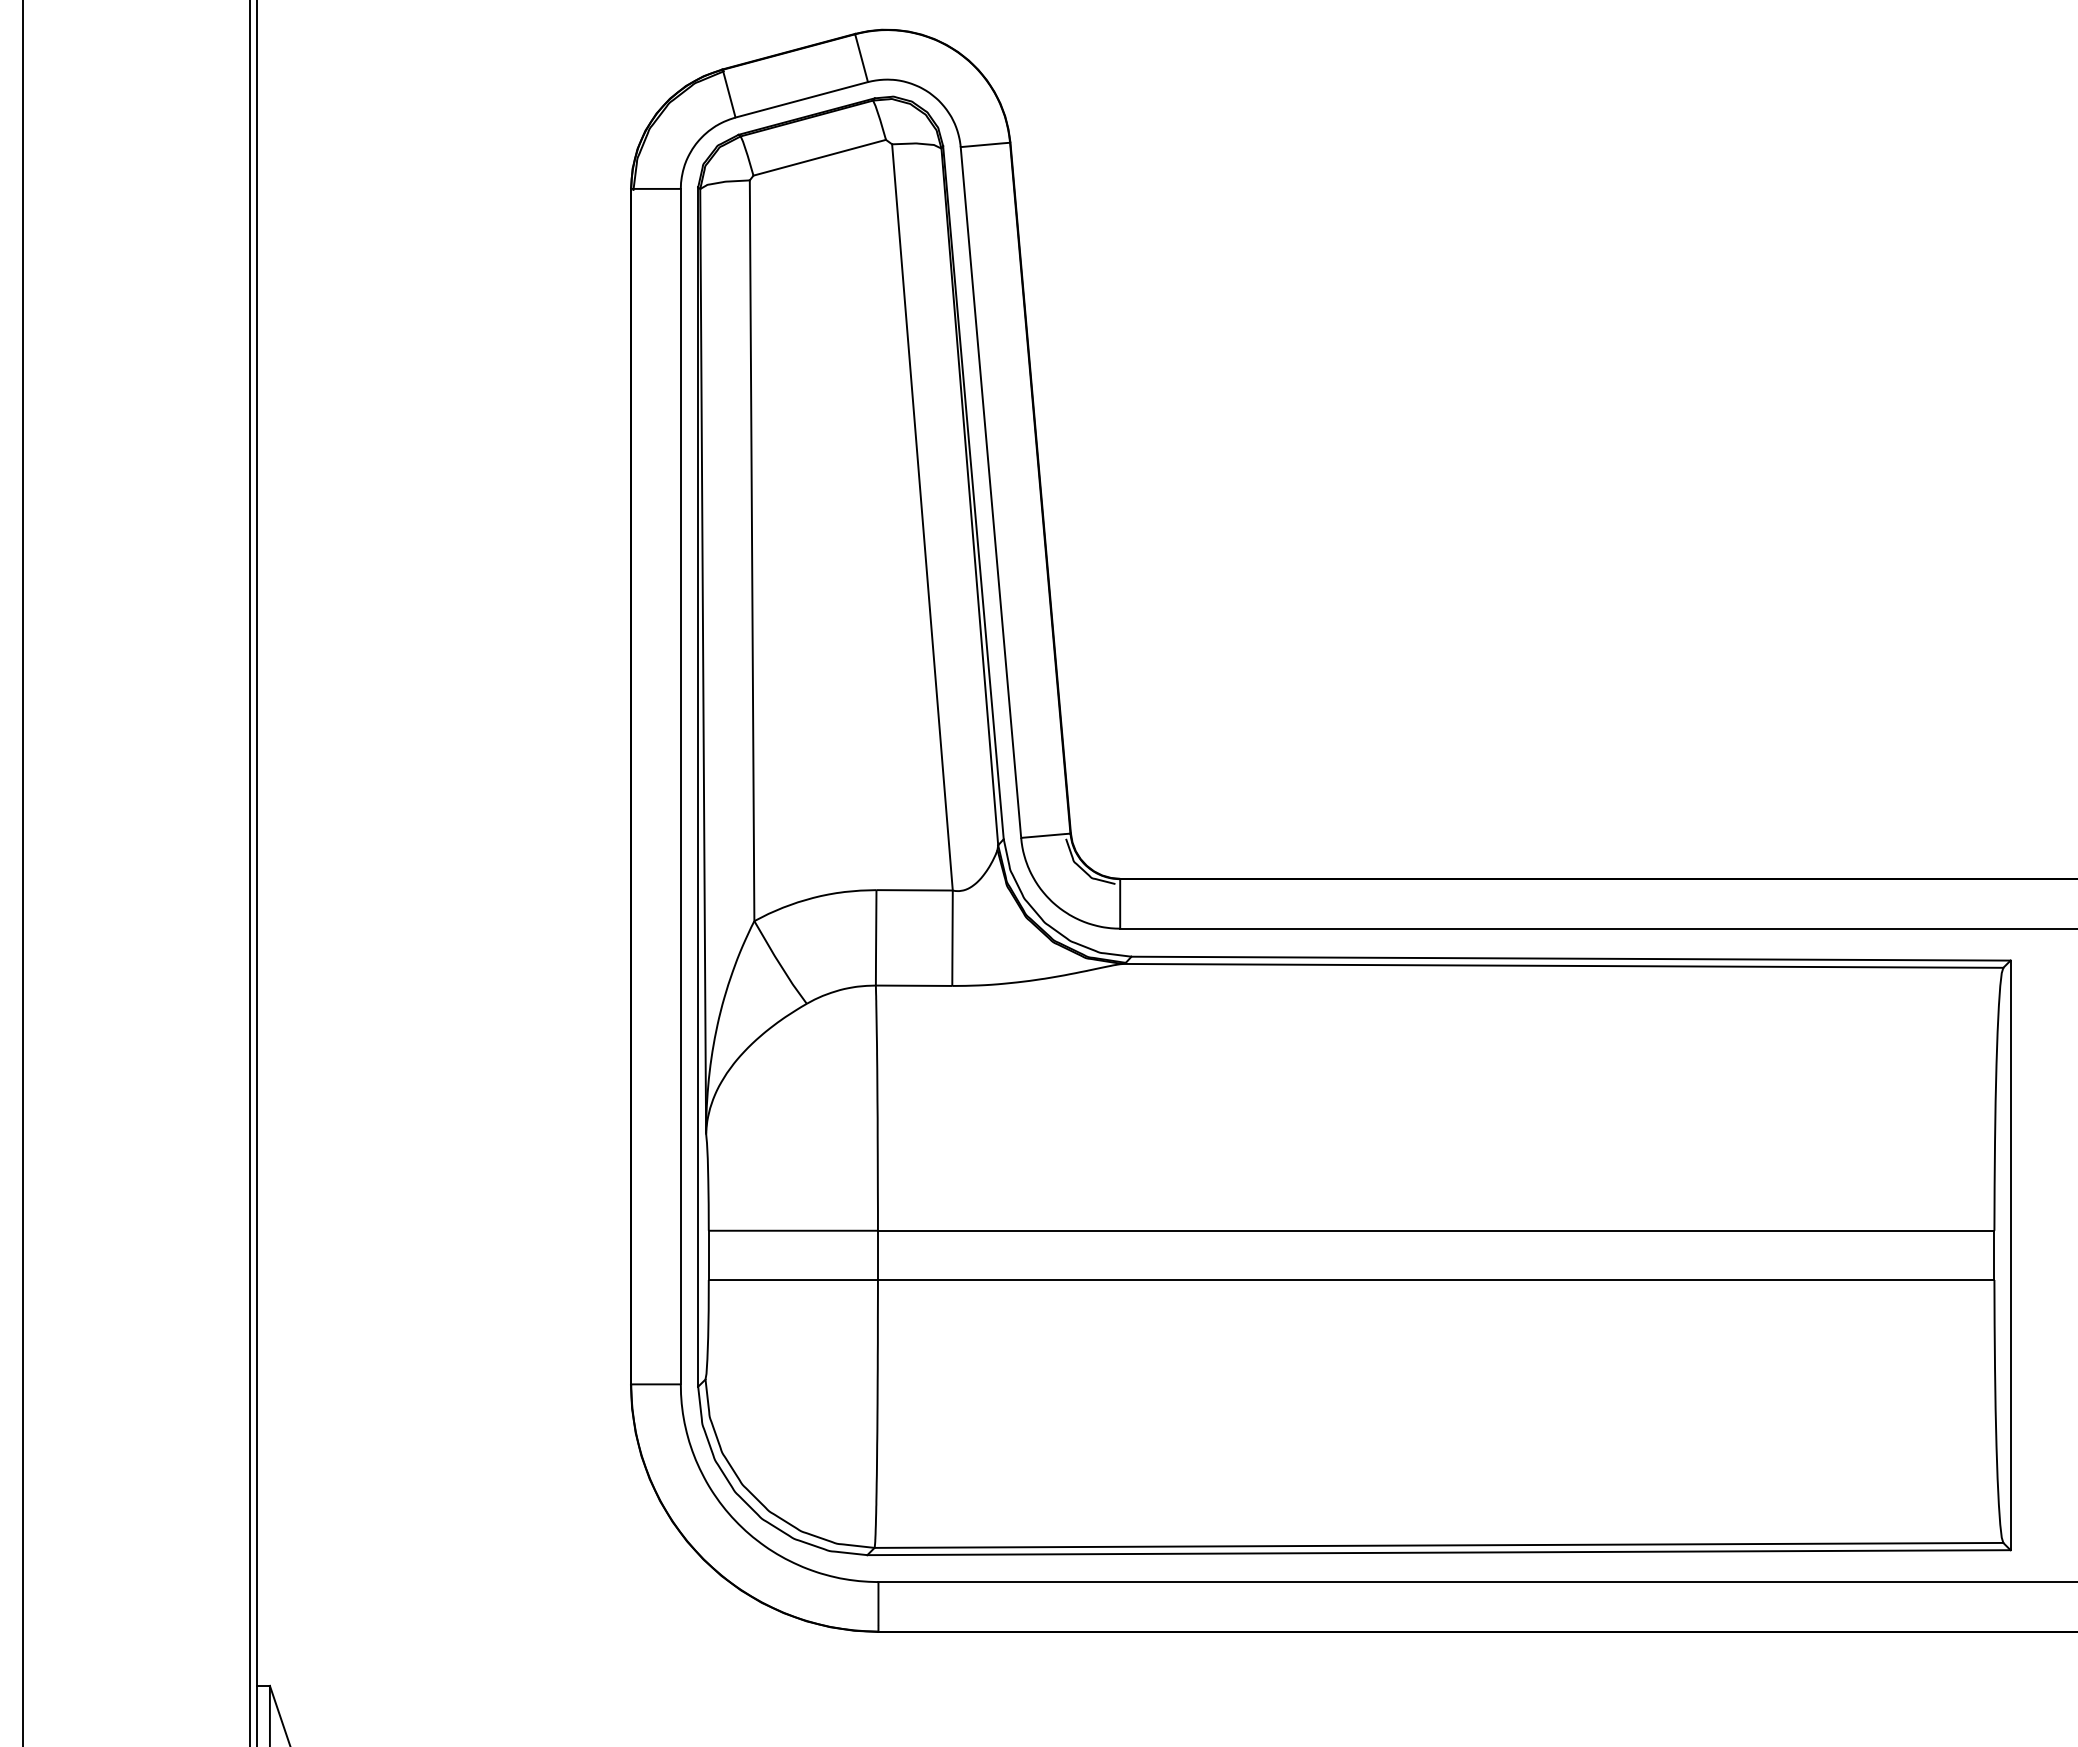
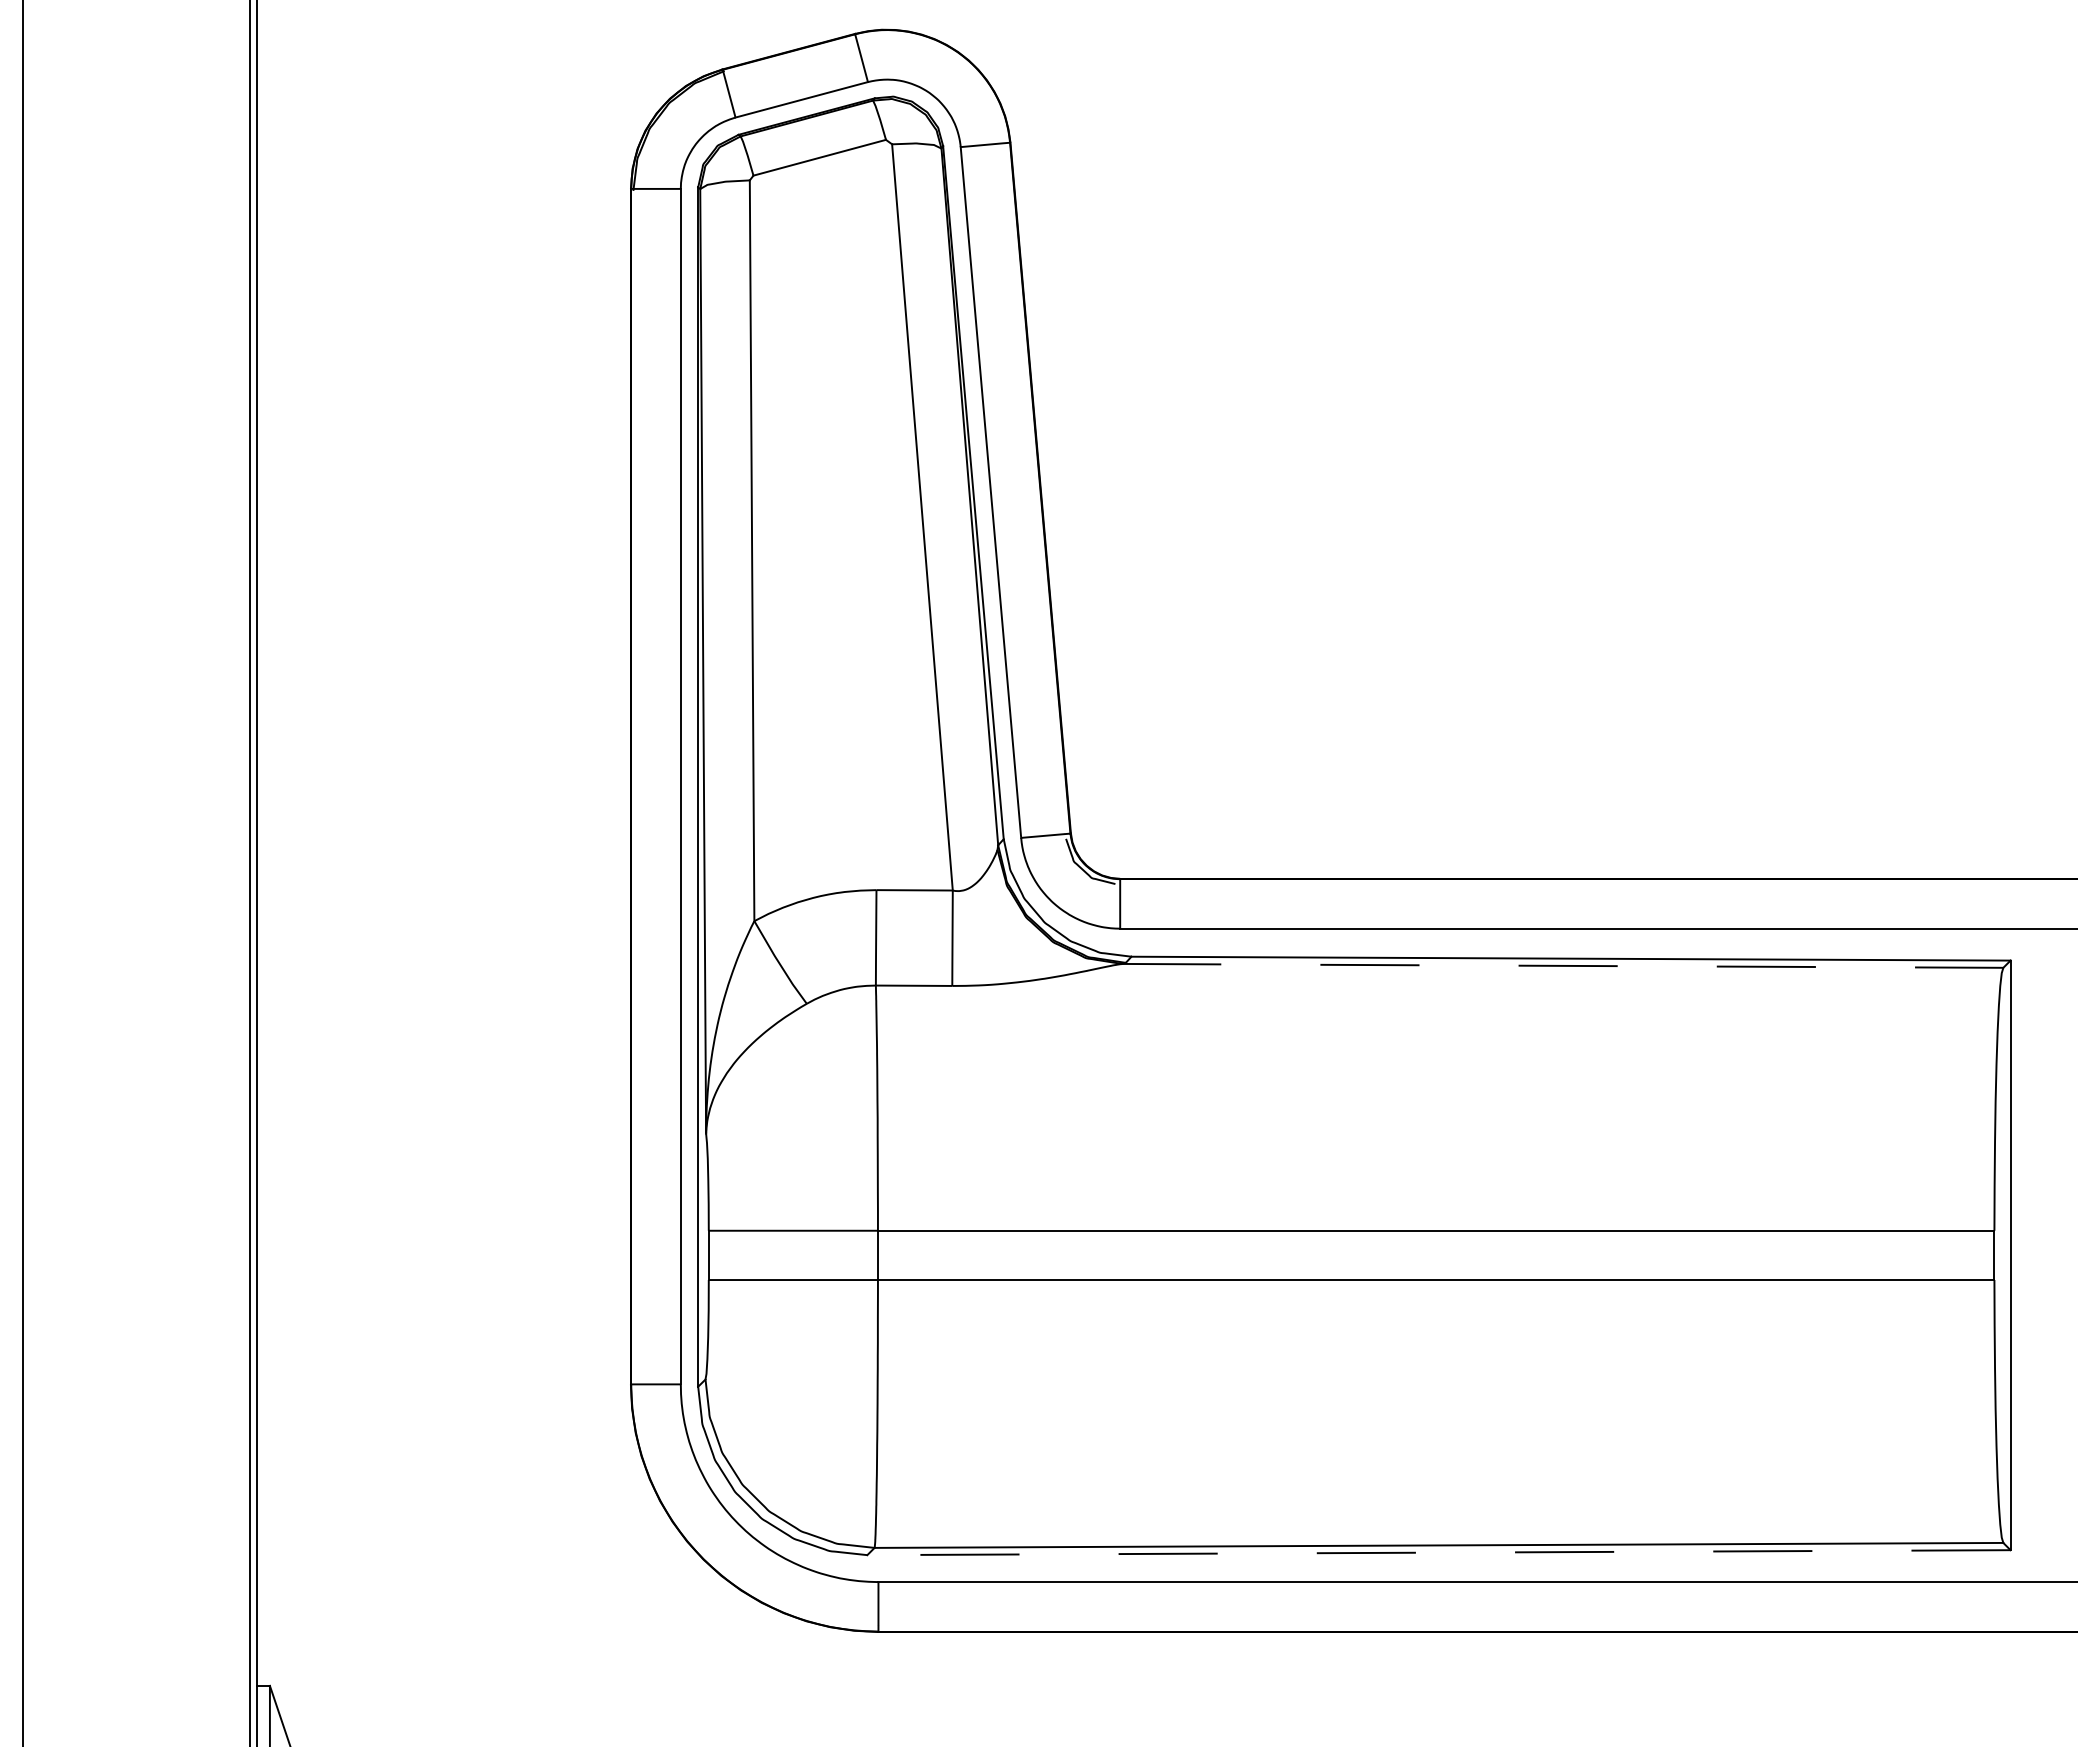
line: solid -> dashed (1562, 965)
line: solid -> dashed (1438, 1552)
